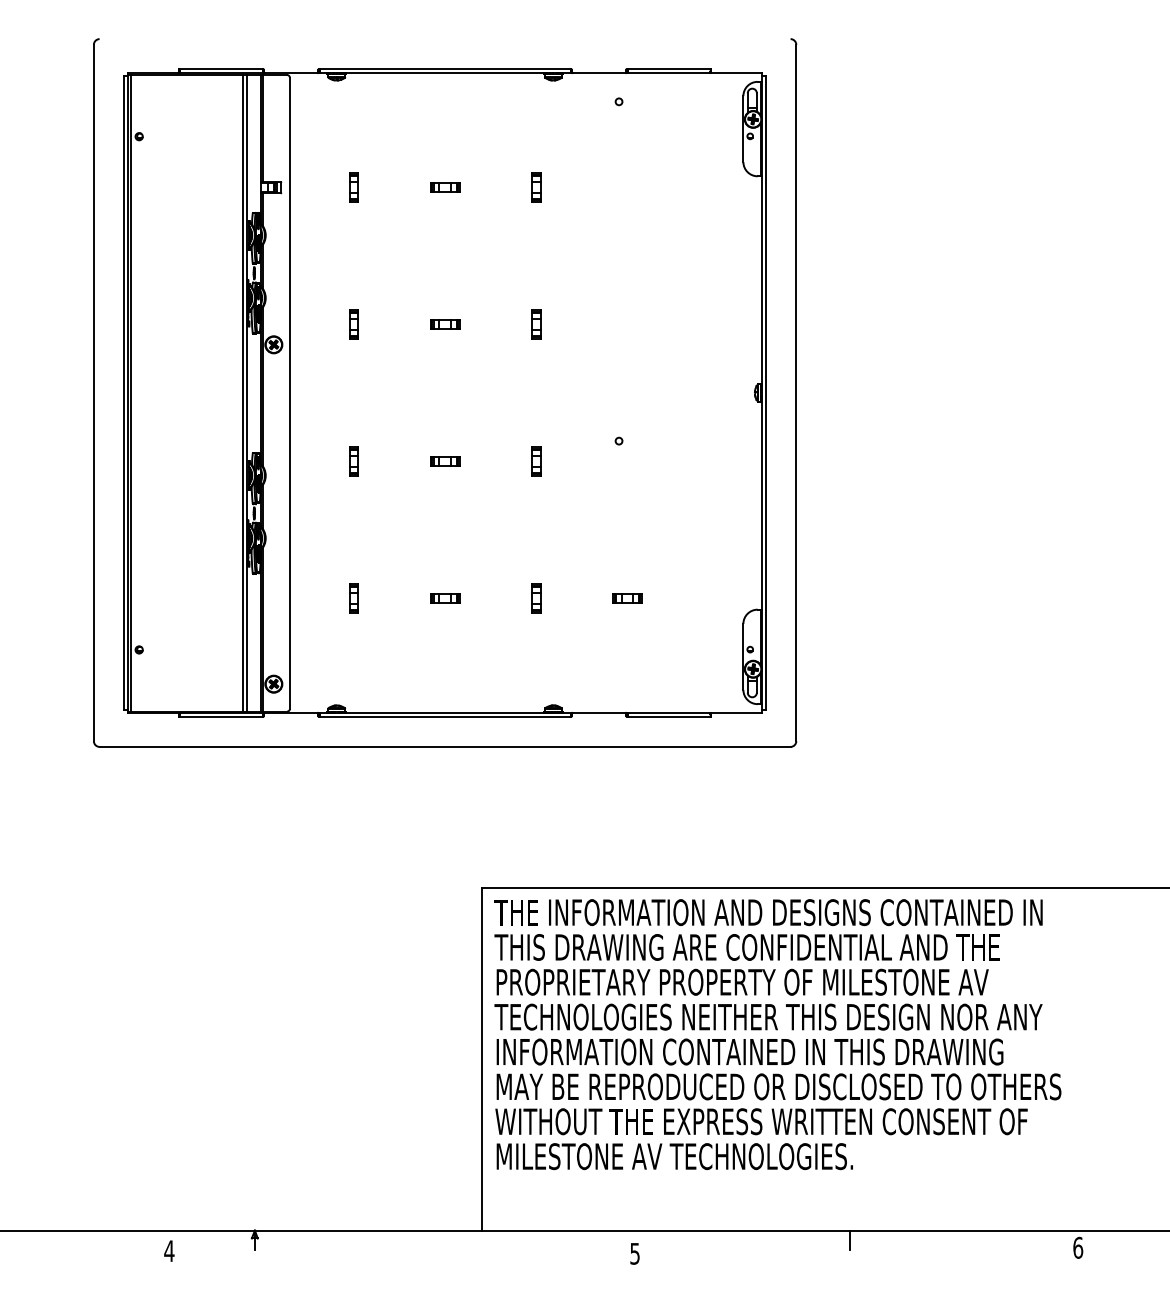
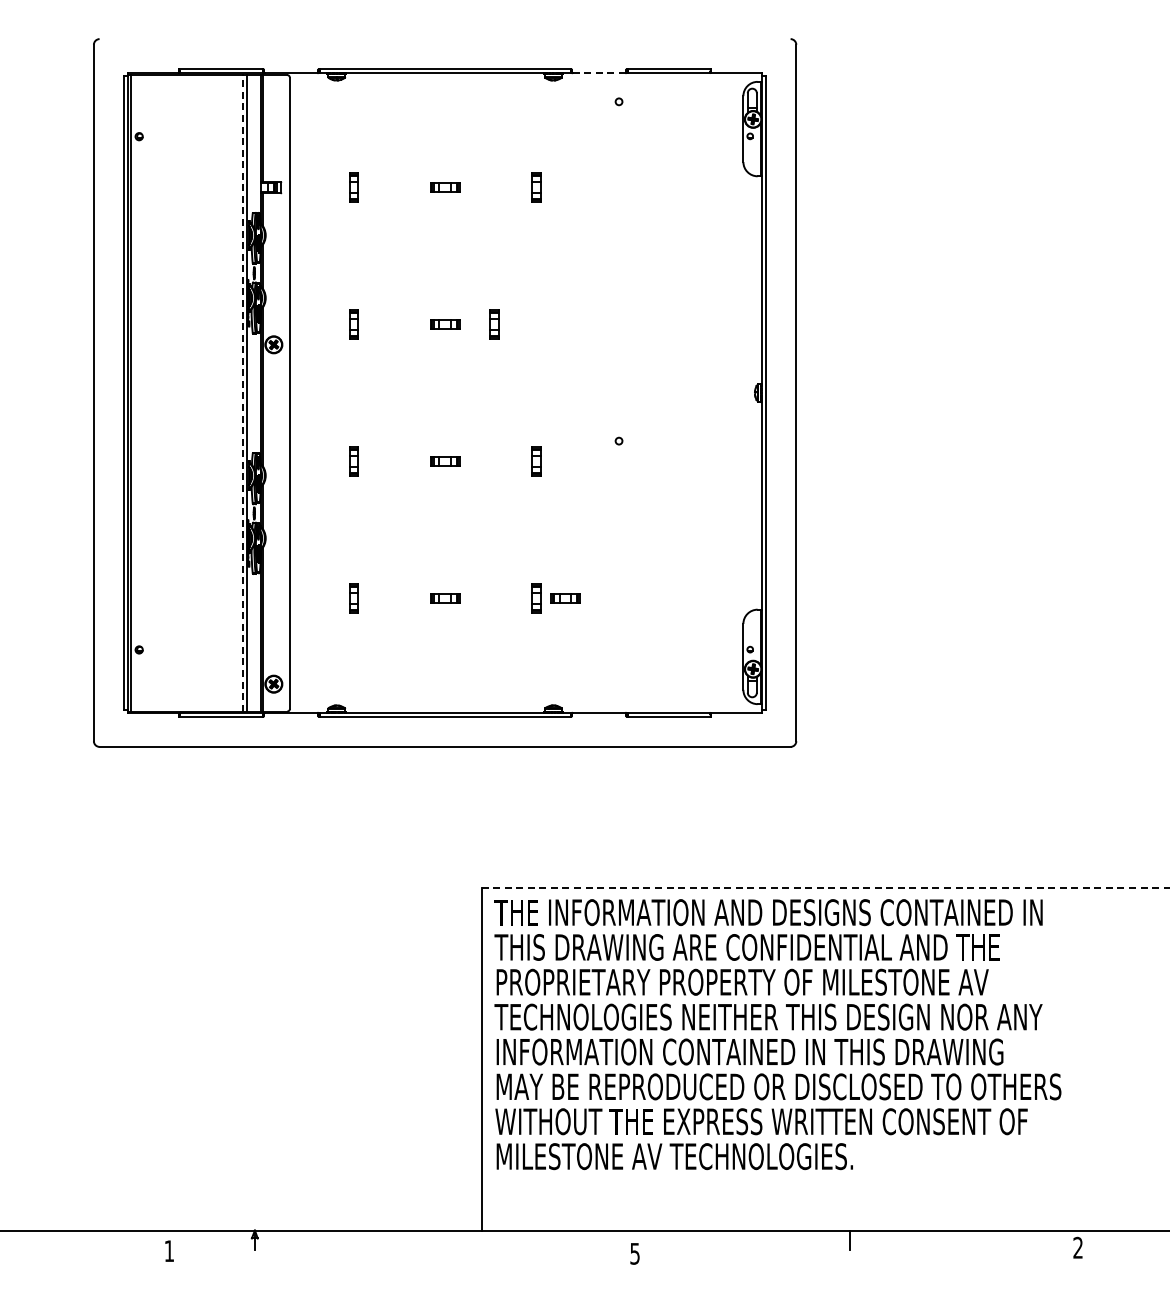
line: solid -> dashed (599, 73)
part position: (536, 324) -> (494, 324) (494, 324)
line: solid -> dashed (242, 392)
part position: (627, 598) -> (565, 598) (565, 598)
line: solid -> dashed (825, 888)
text: 6 -> 2 (1078, 1247)
text: 4 -> 1 (169, 1250)
